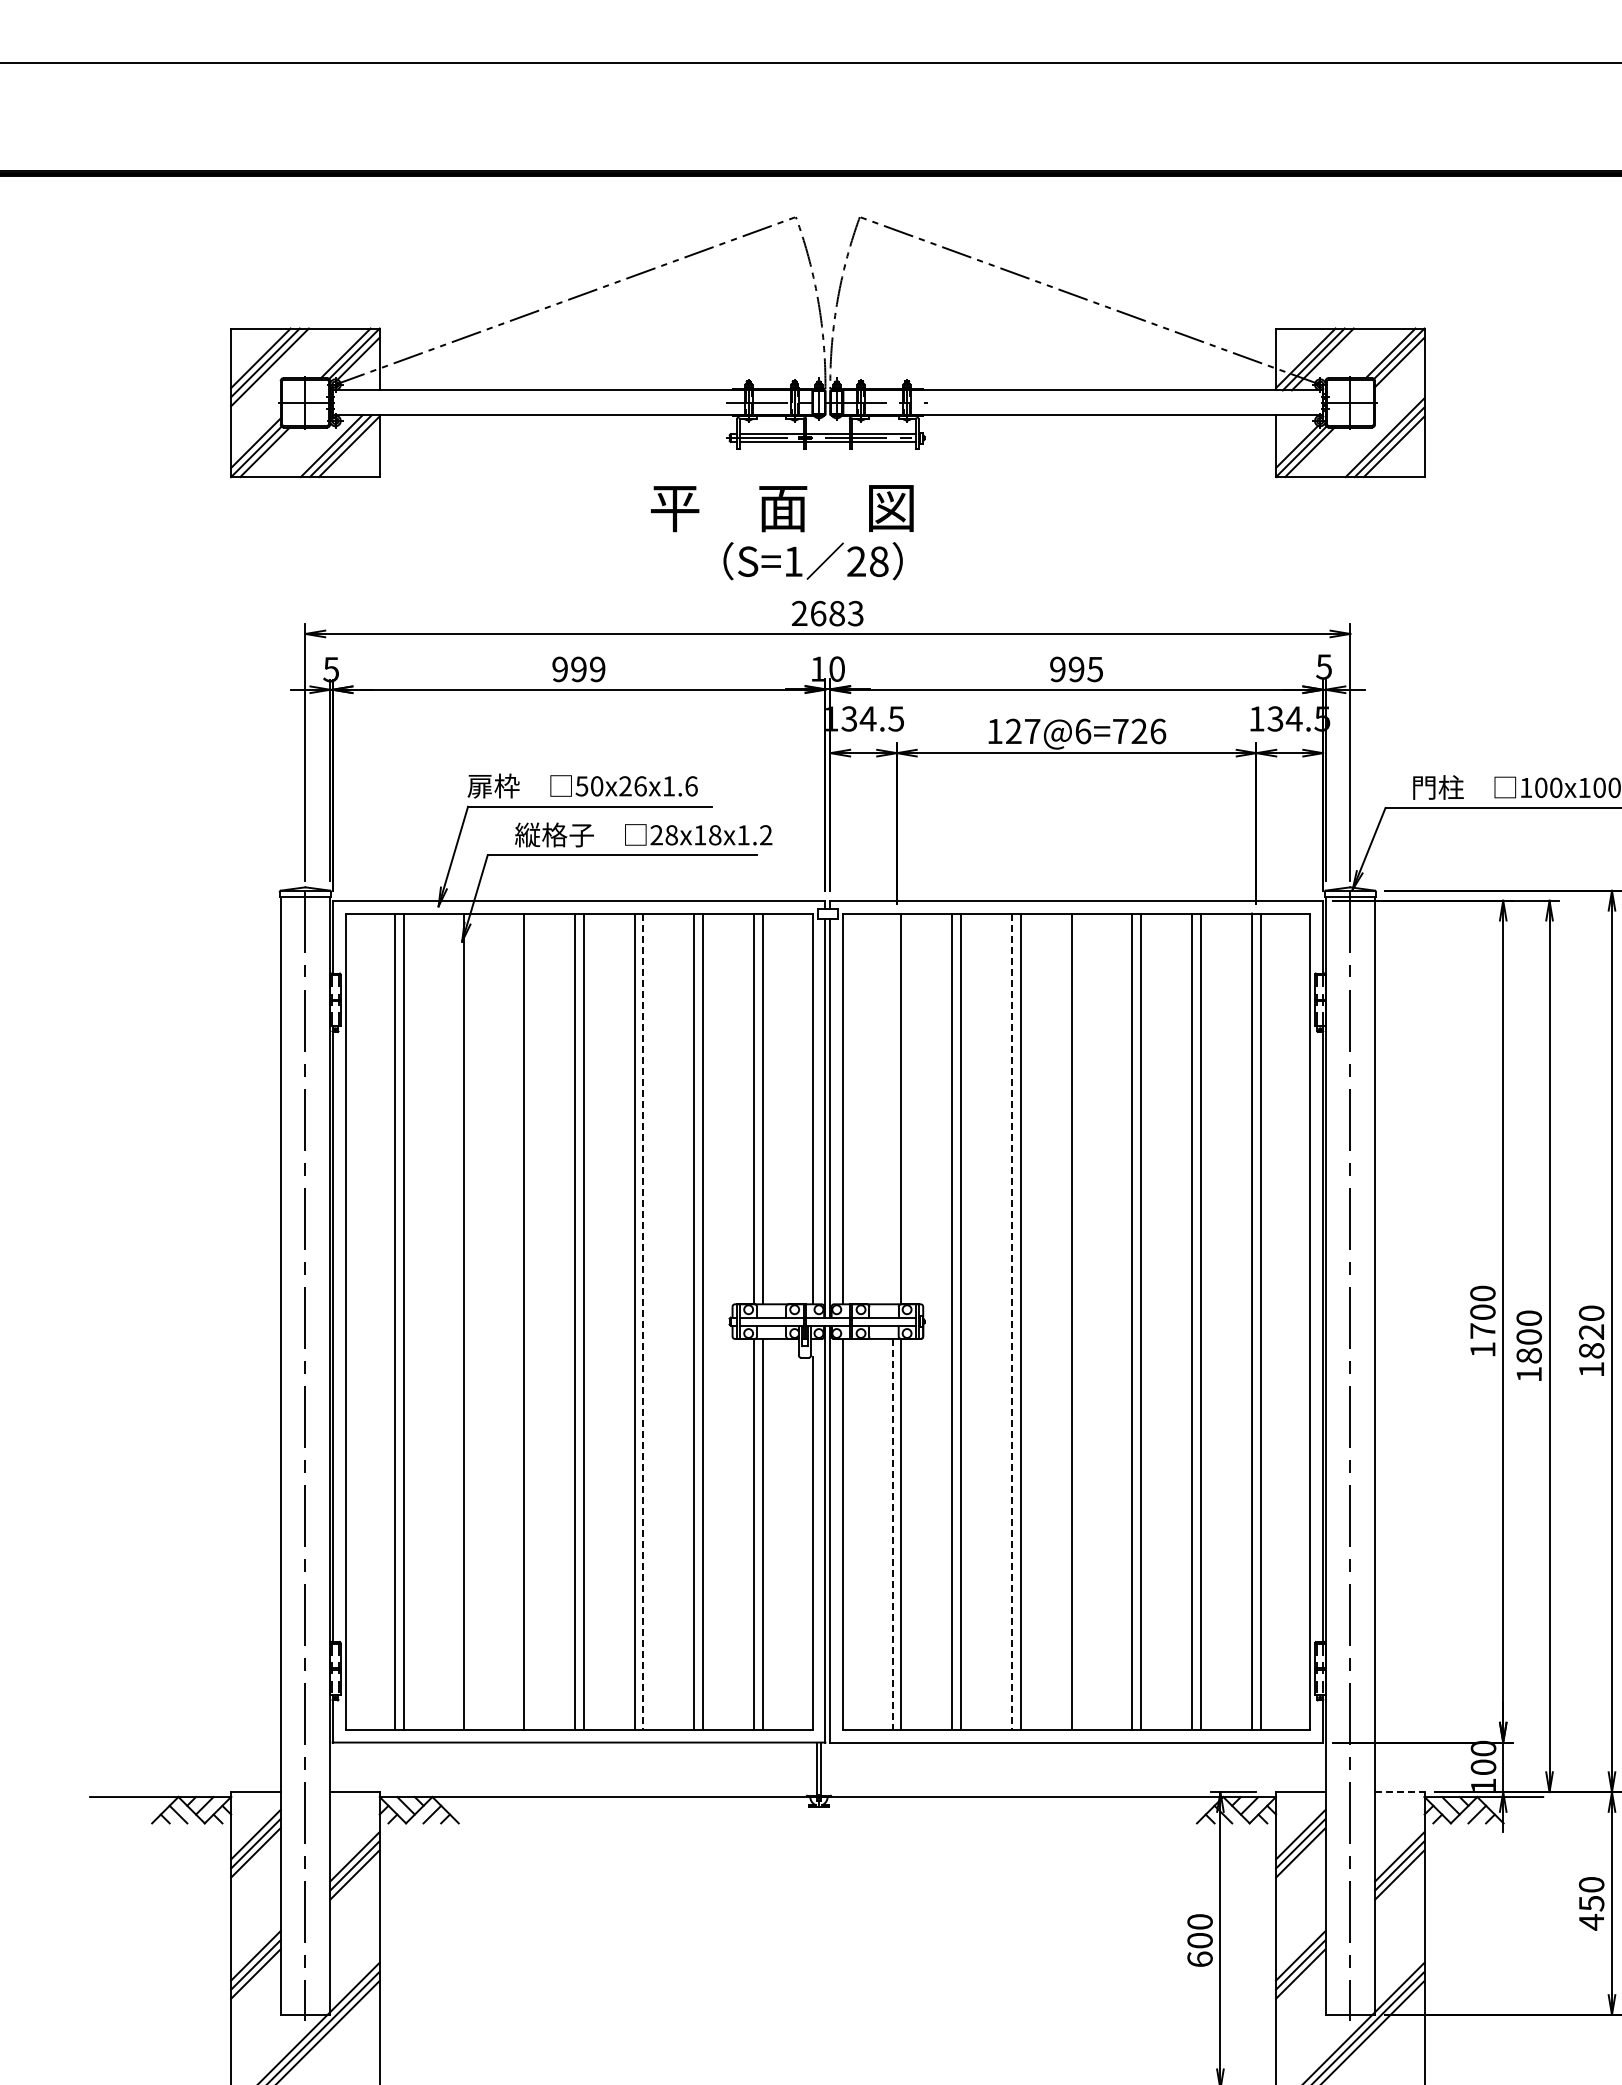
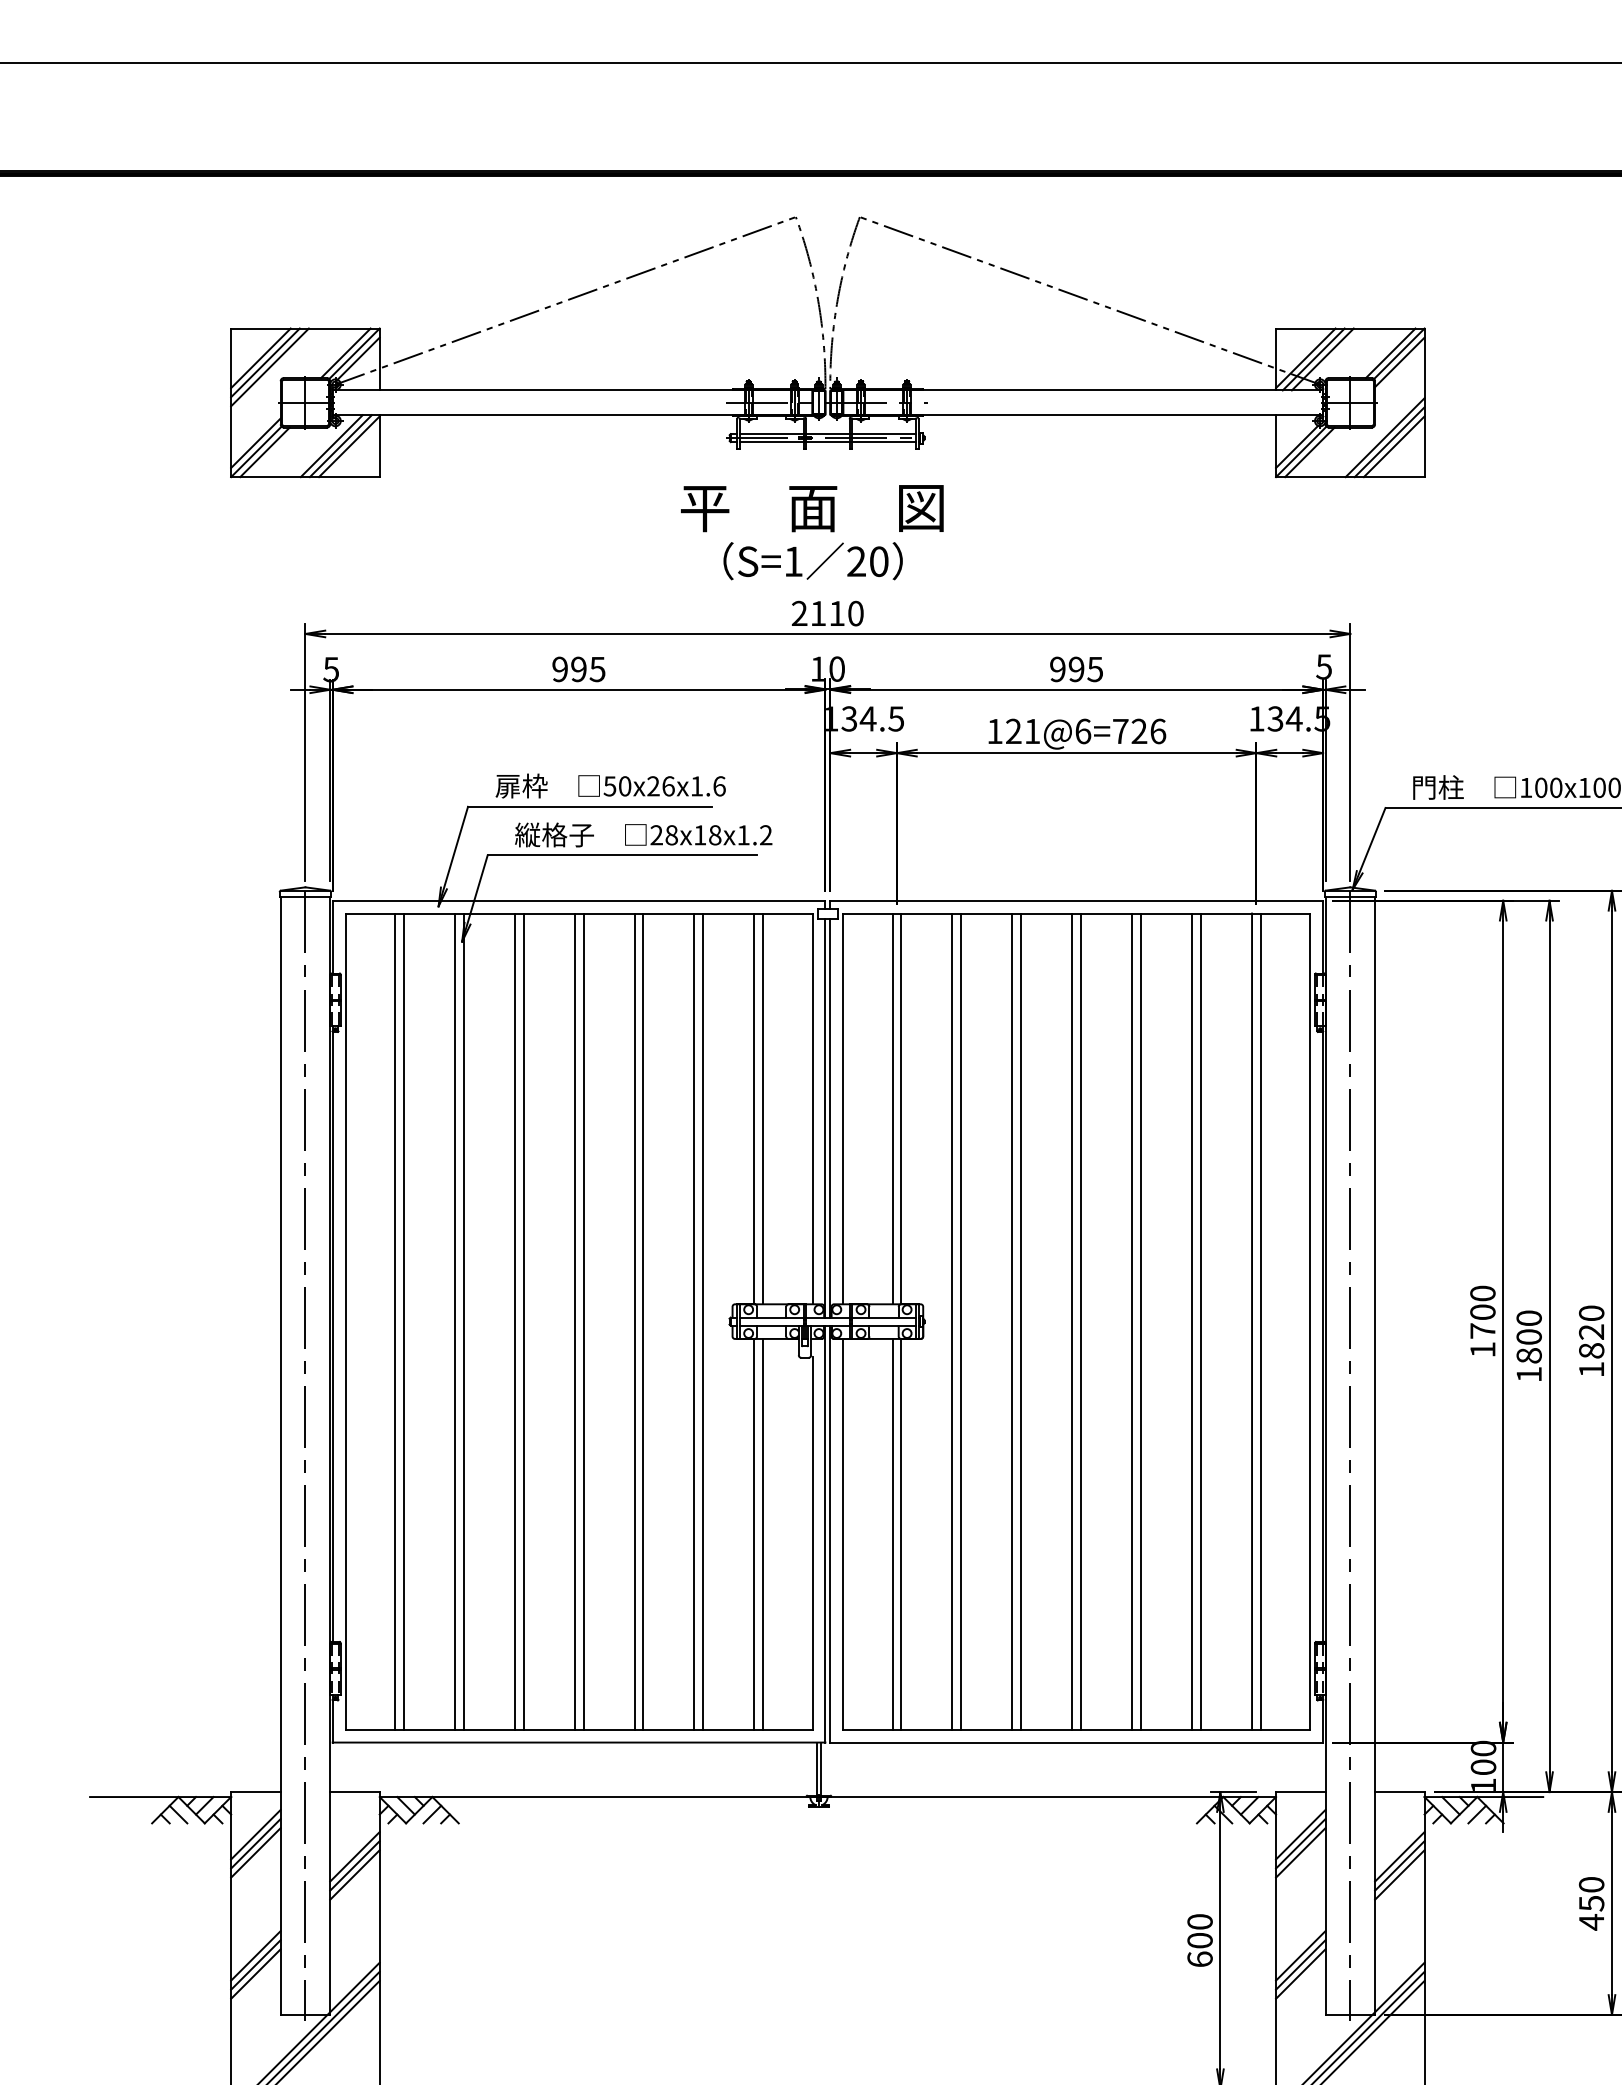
text position: (782, 508) -> (812, 508) (812, 508)
text: 28 -> 20 (879, 561)
text: 2683 -> 2110 (837, 613)
text: 999 -> 995 (597, 669)
text: 127@6=726 -> 121@6=726 (1032, 731)
text position: (582, 785) -> (610, 785) (610, 785)
line: none -> present (892, 1108)
line: none -> present (454, 1321)
line: none -> present (514, 1321)
line: none -> present (1081, 1321)
line: dashed -> solid (643, 1322)
line: dashed -> solid (1012, 1322)
line: dashed -> solid (892, 1534)
line: dashed -> solid (1399, 1792)
